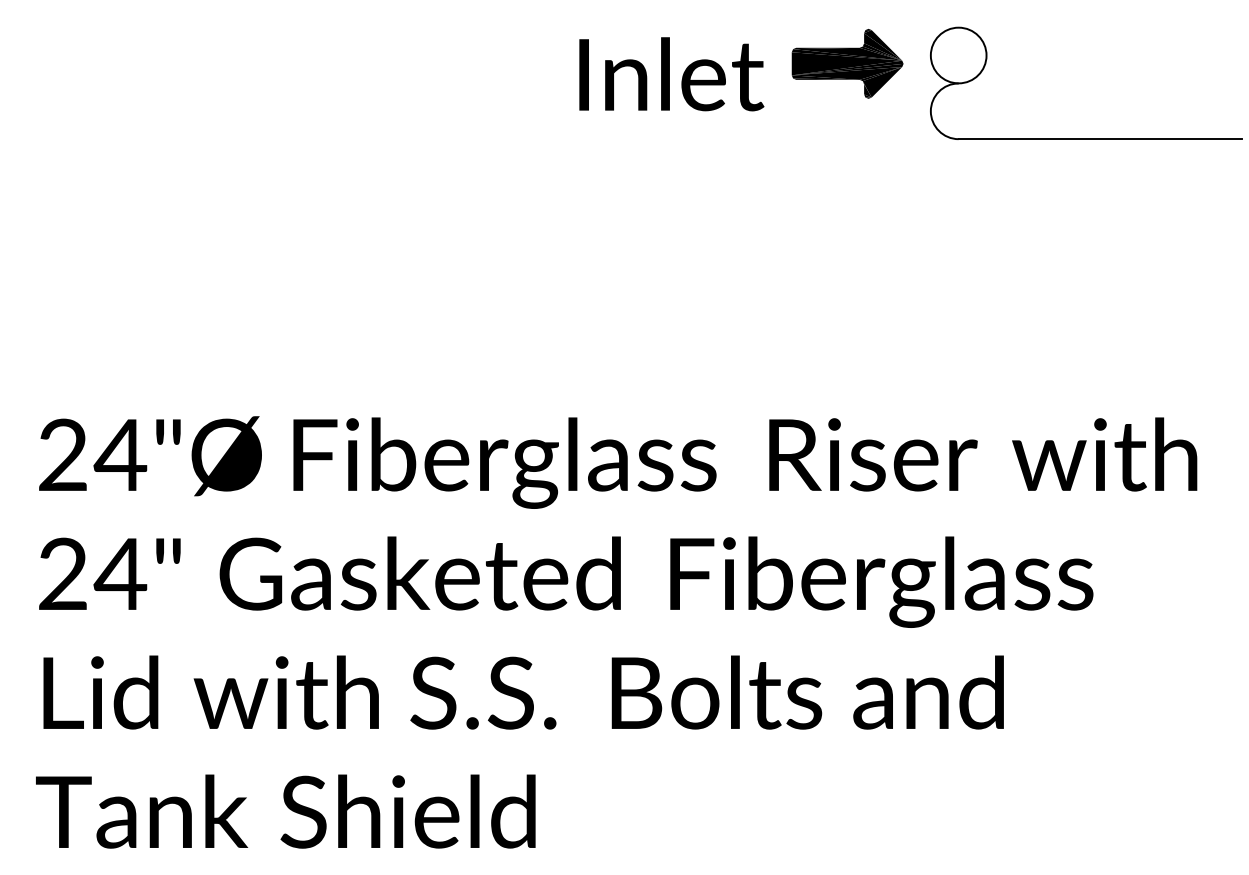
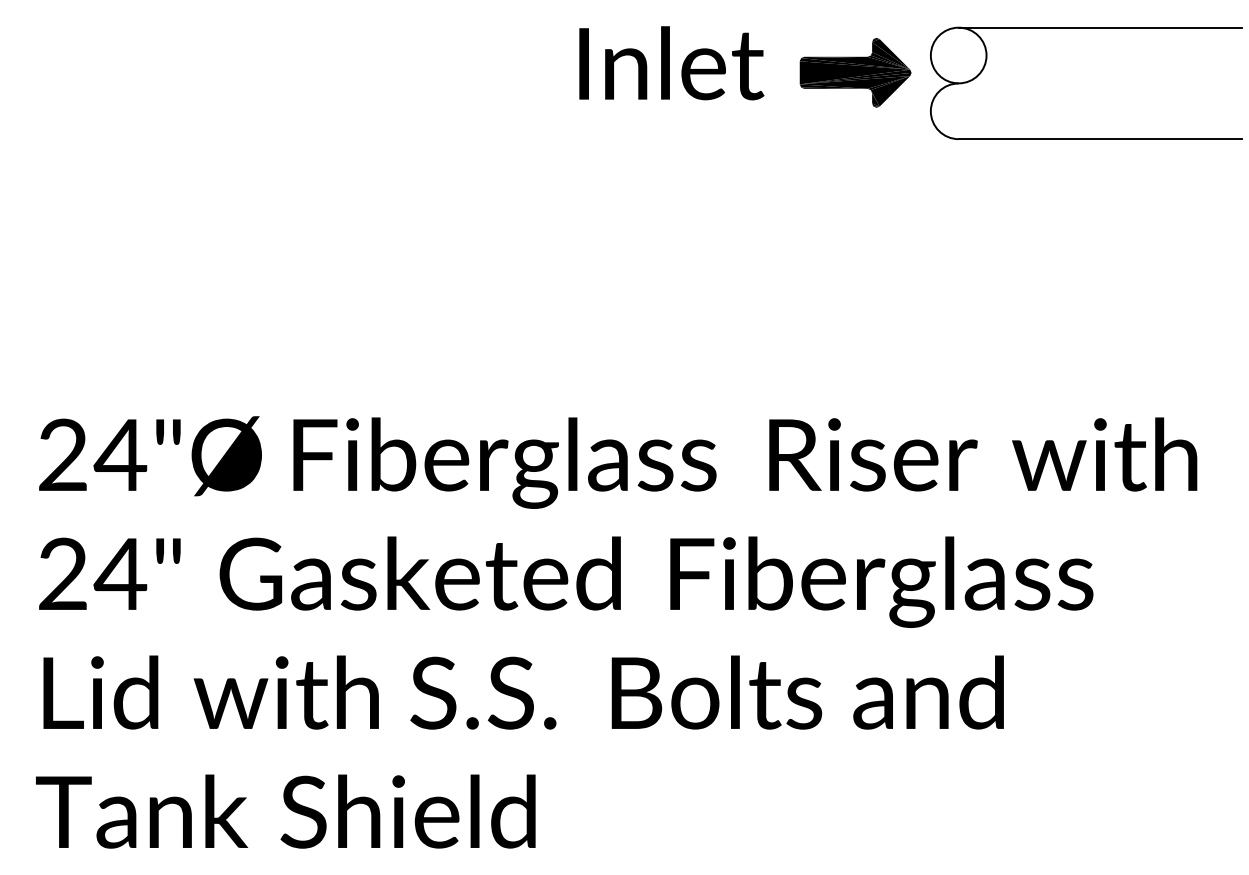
line: none -> present (1099, 27)
part position: (847, 63) -> (855, 72) (855, 72)
text position: (671, 74) -> (671, 63) (671, 63)
